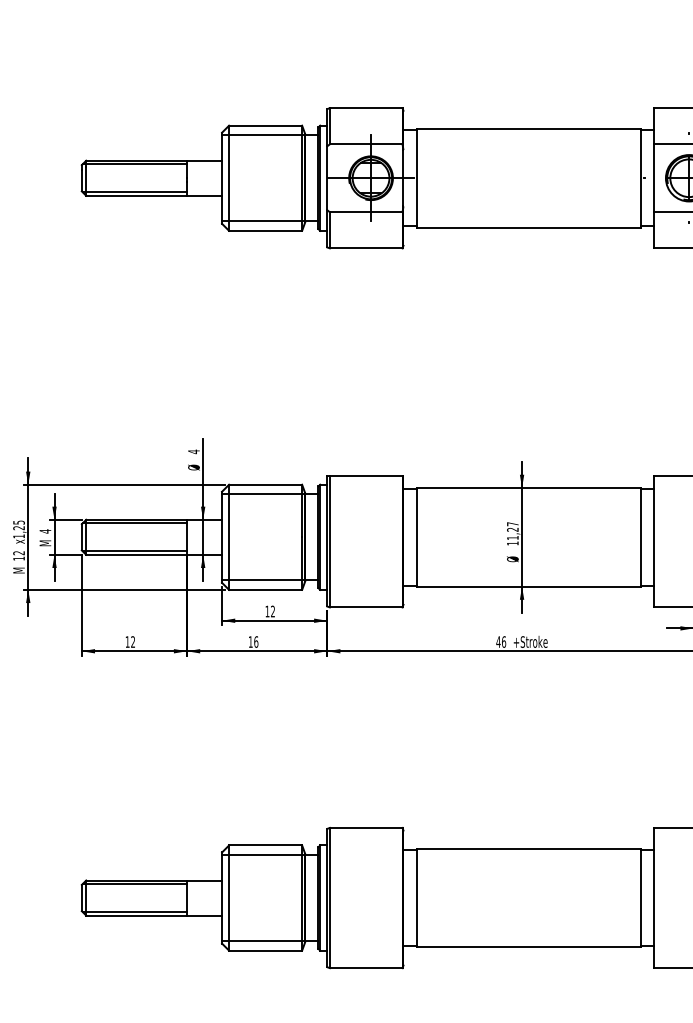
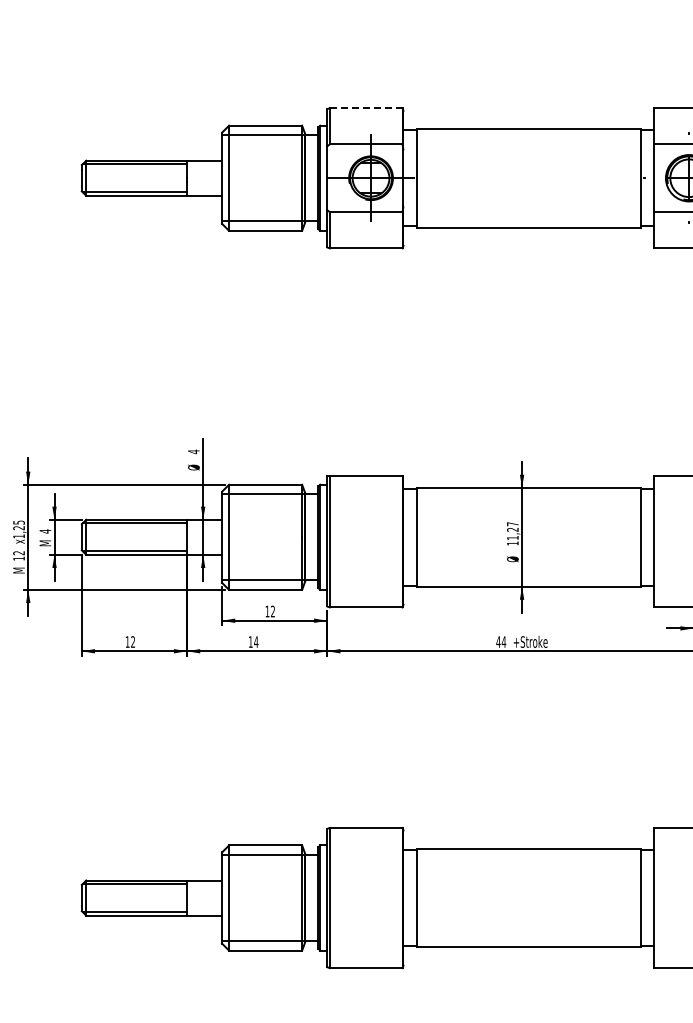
line: solid -> dashed (365, 108)
text: 16 -> 14 (256, 641)
text: 46 -> 44 (503, 641)
